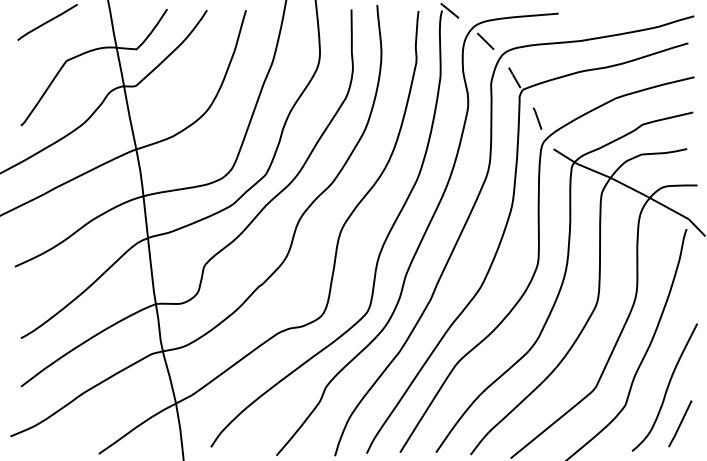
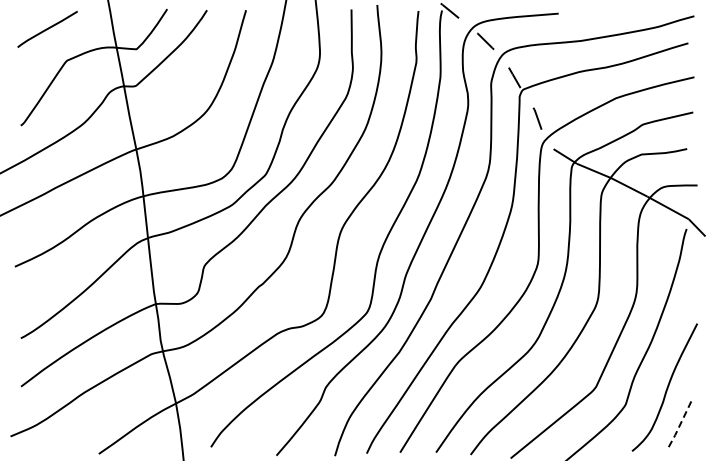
line position: (47, 22) -> (47, 29) (47, 29)
line: solid -> dashed (680, 424)
